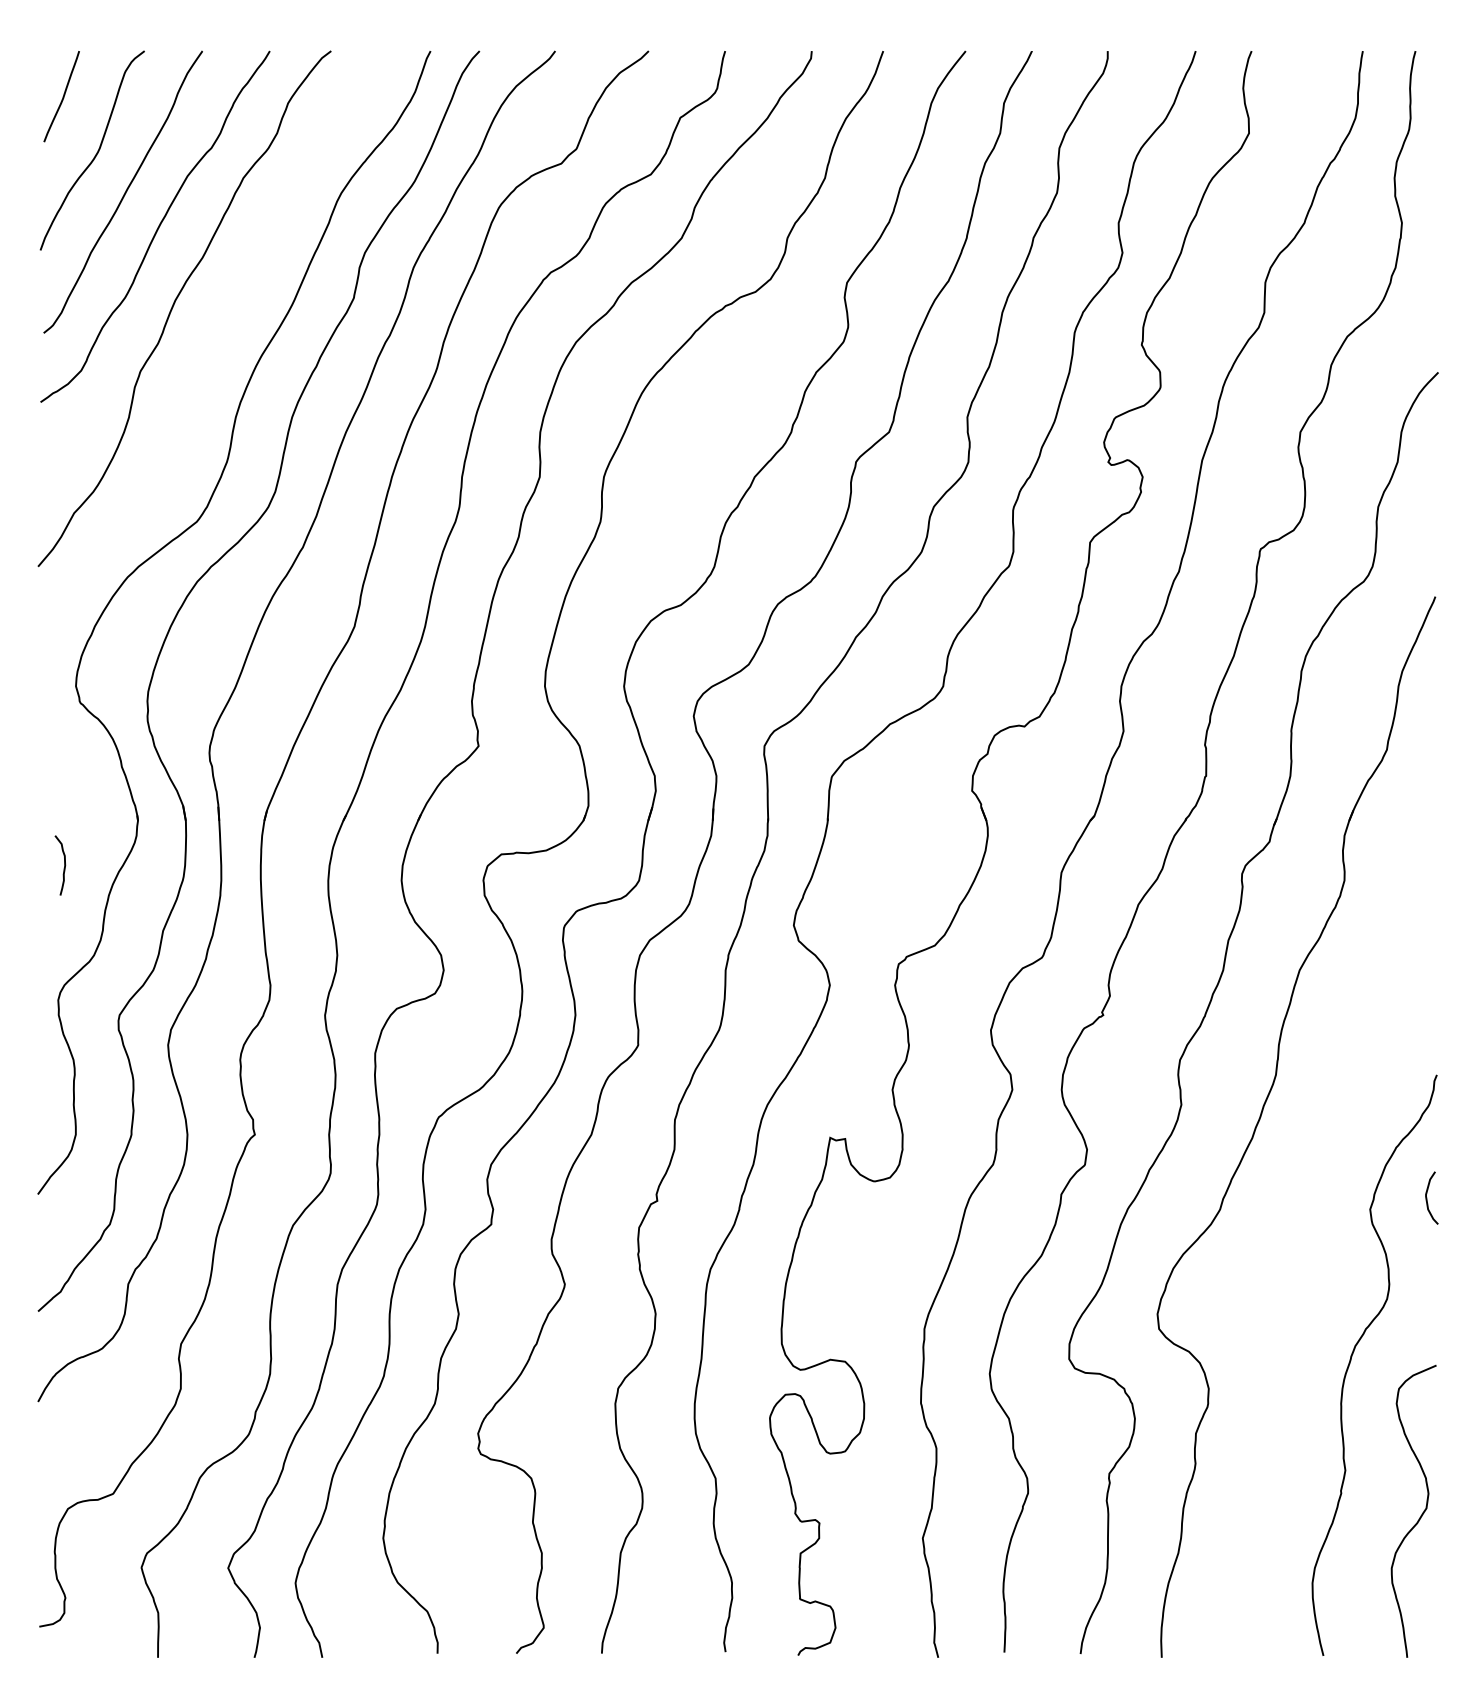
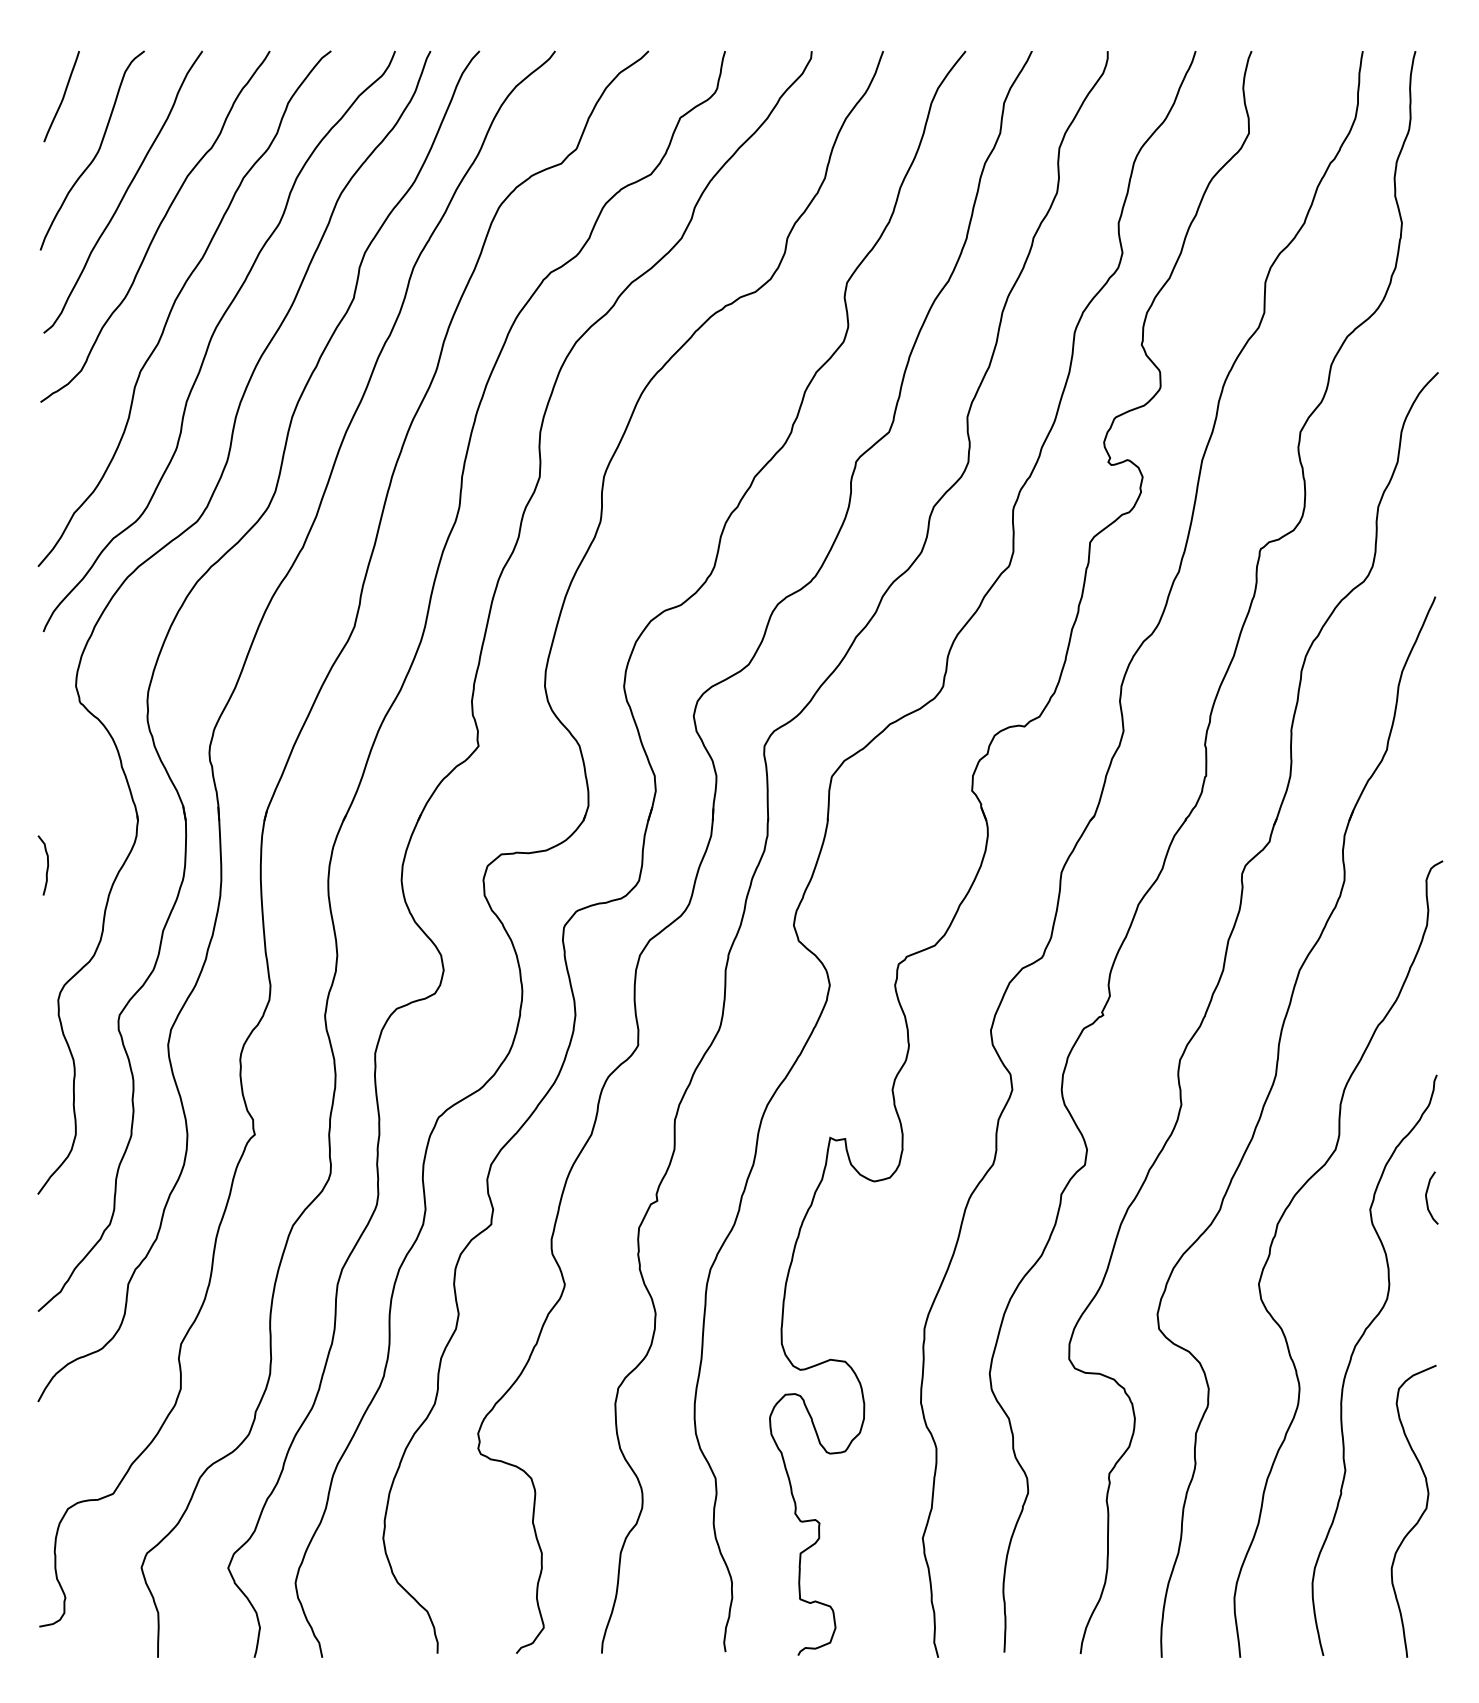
curve: none -> present (212, 338)
curve position: (64, 865) -> (47, 865) (47, 865)
curve: none -> present (1276, 1235)
